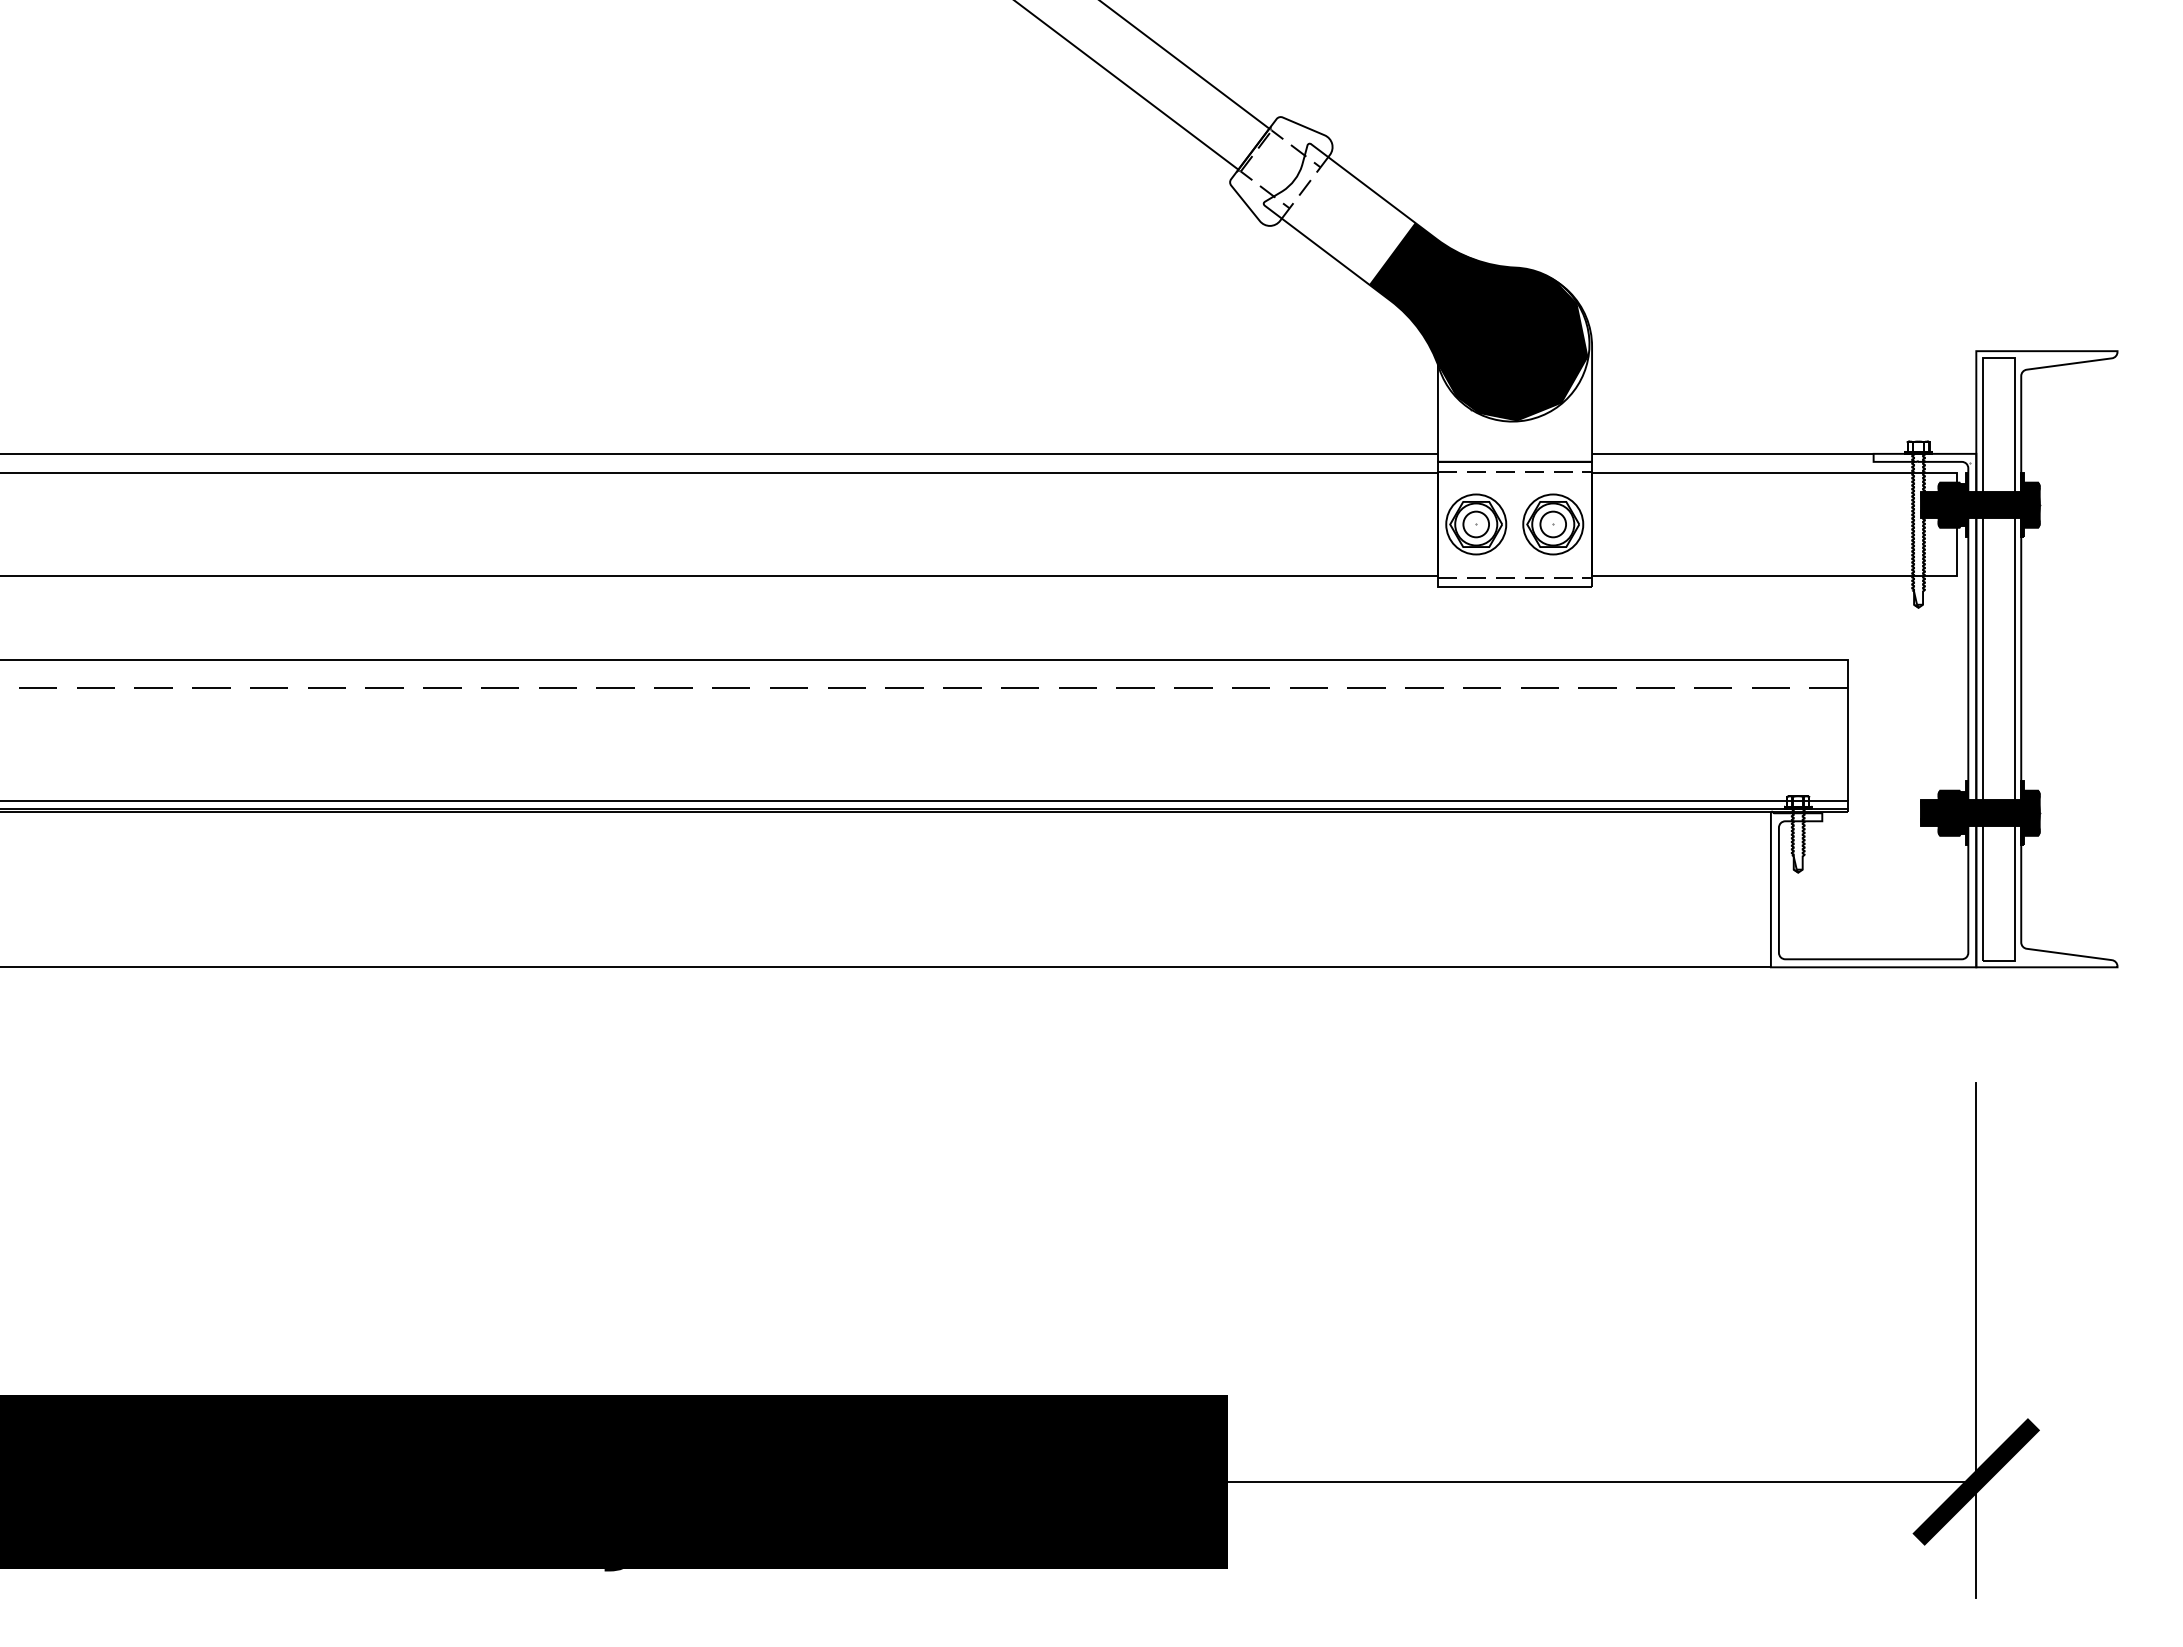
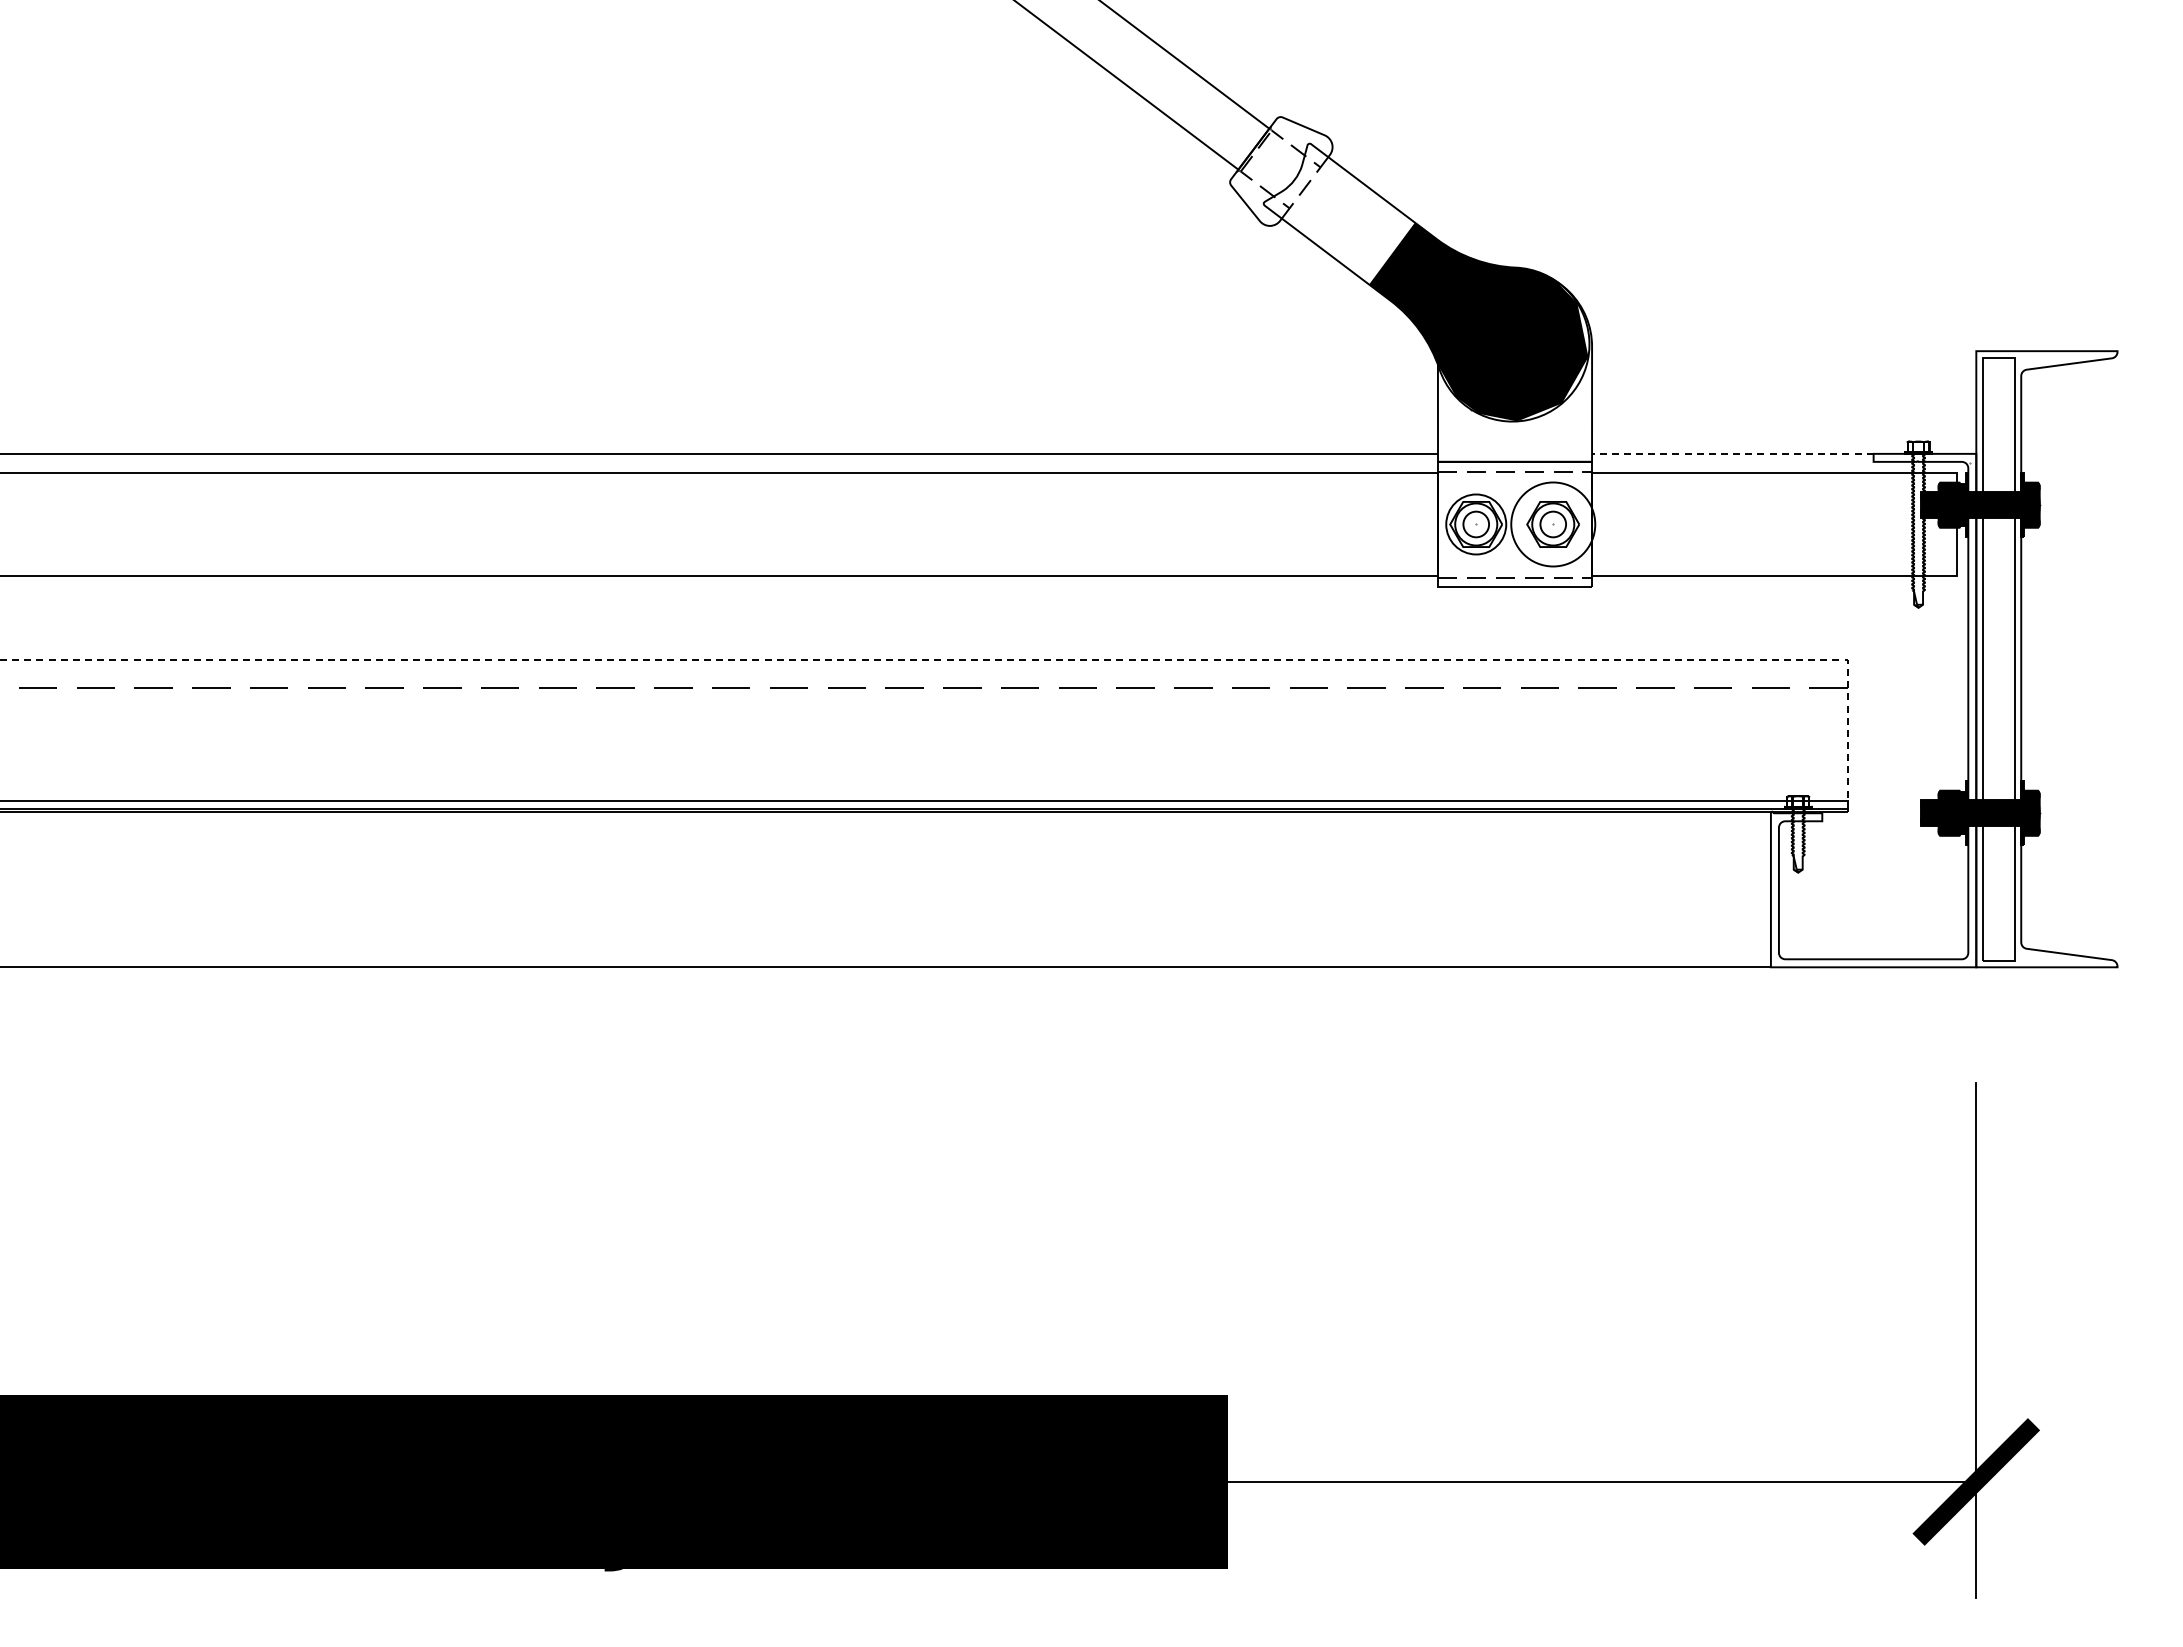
line: solid -> dashed (1732, 453)
circle diameter: 60 px -> 84 px (1553, 524)
line: solid -> dashed (994, 660)
